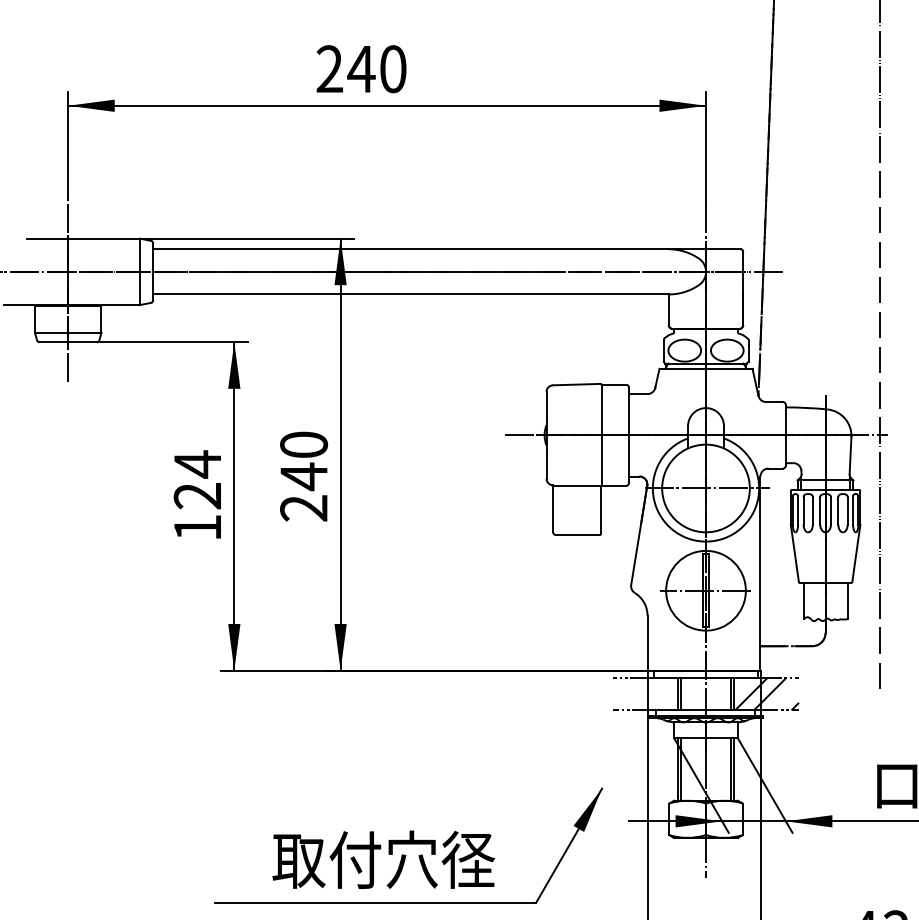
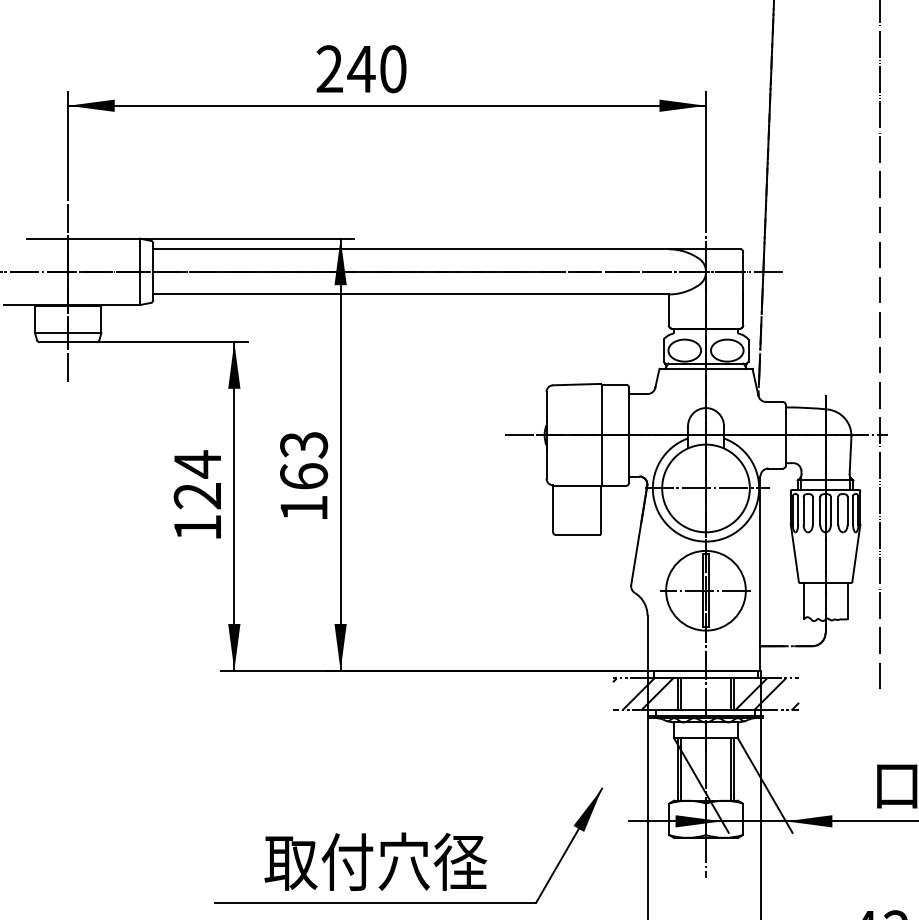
text: 240 -> 163 (304, 476)
hatch: none -> present (643, 694)
text position: (383, 859) -> (375, 861) (375, 861)
